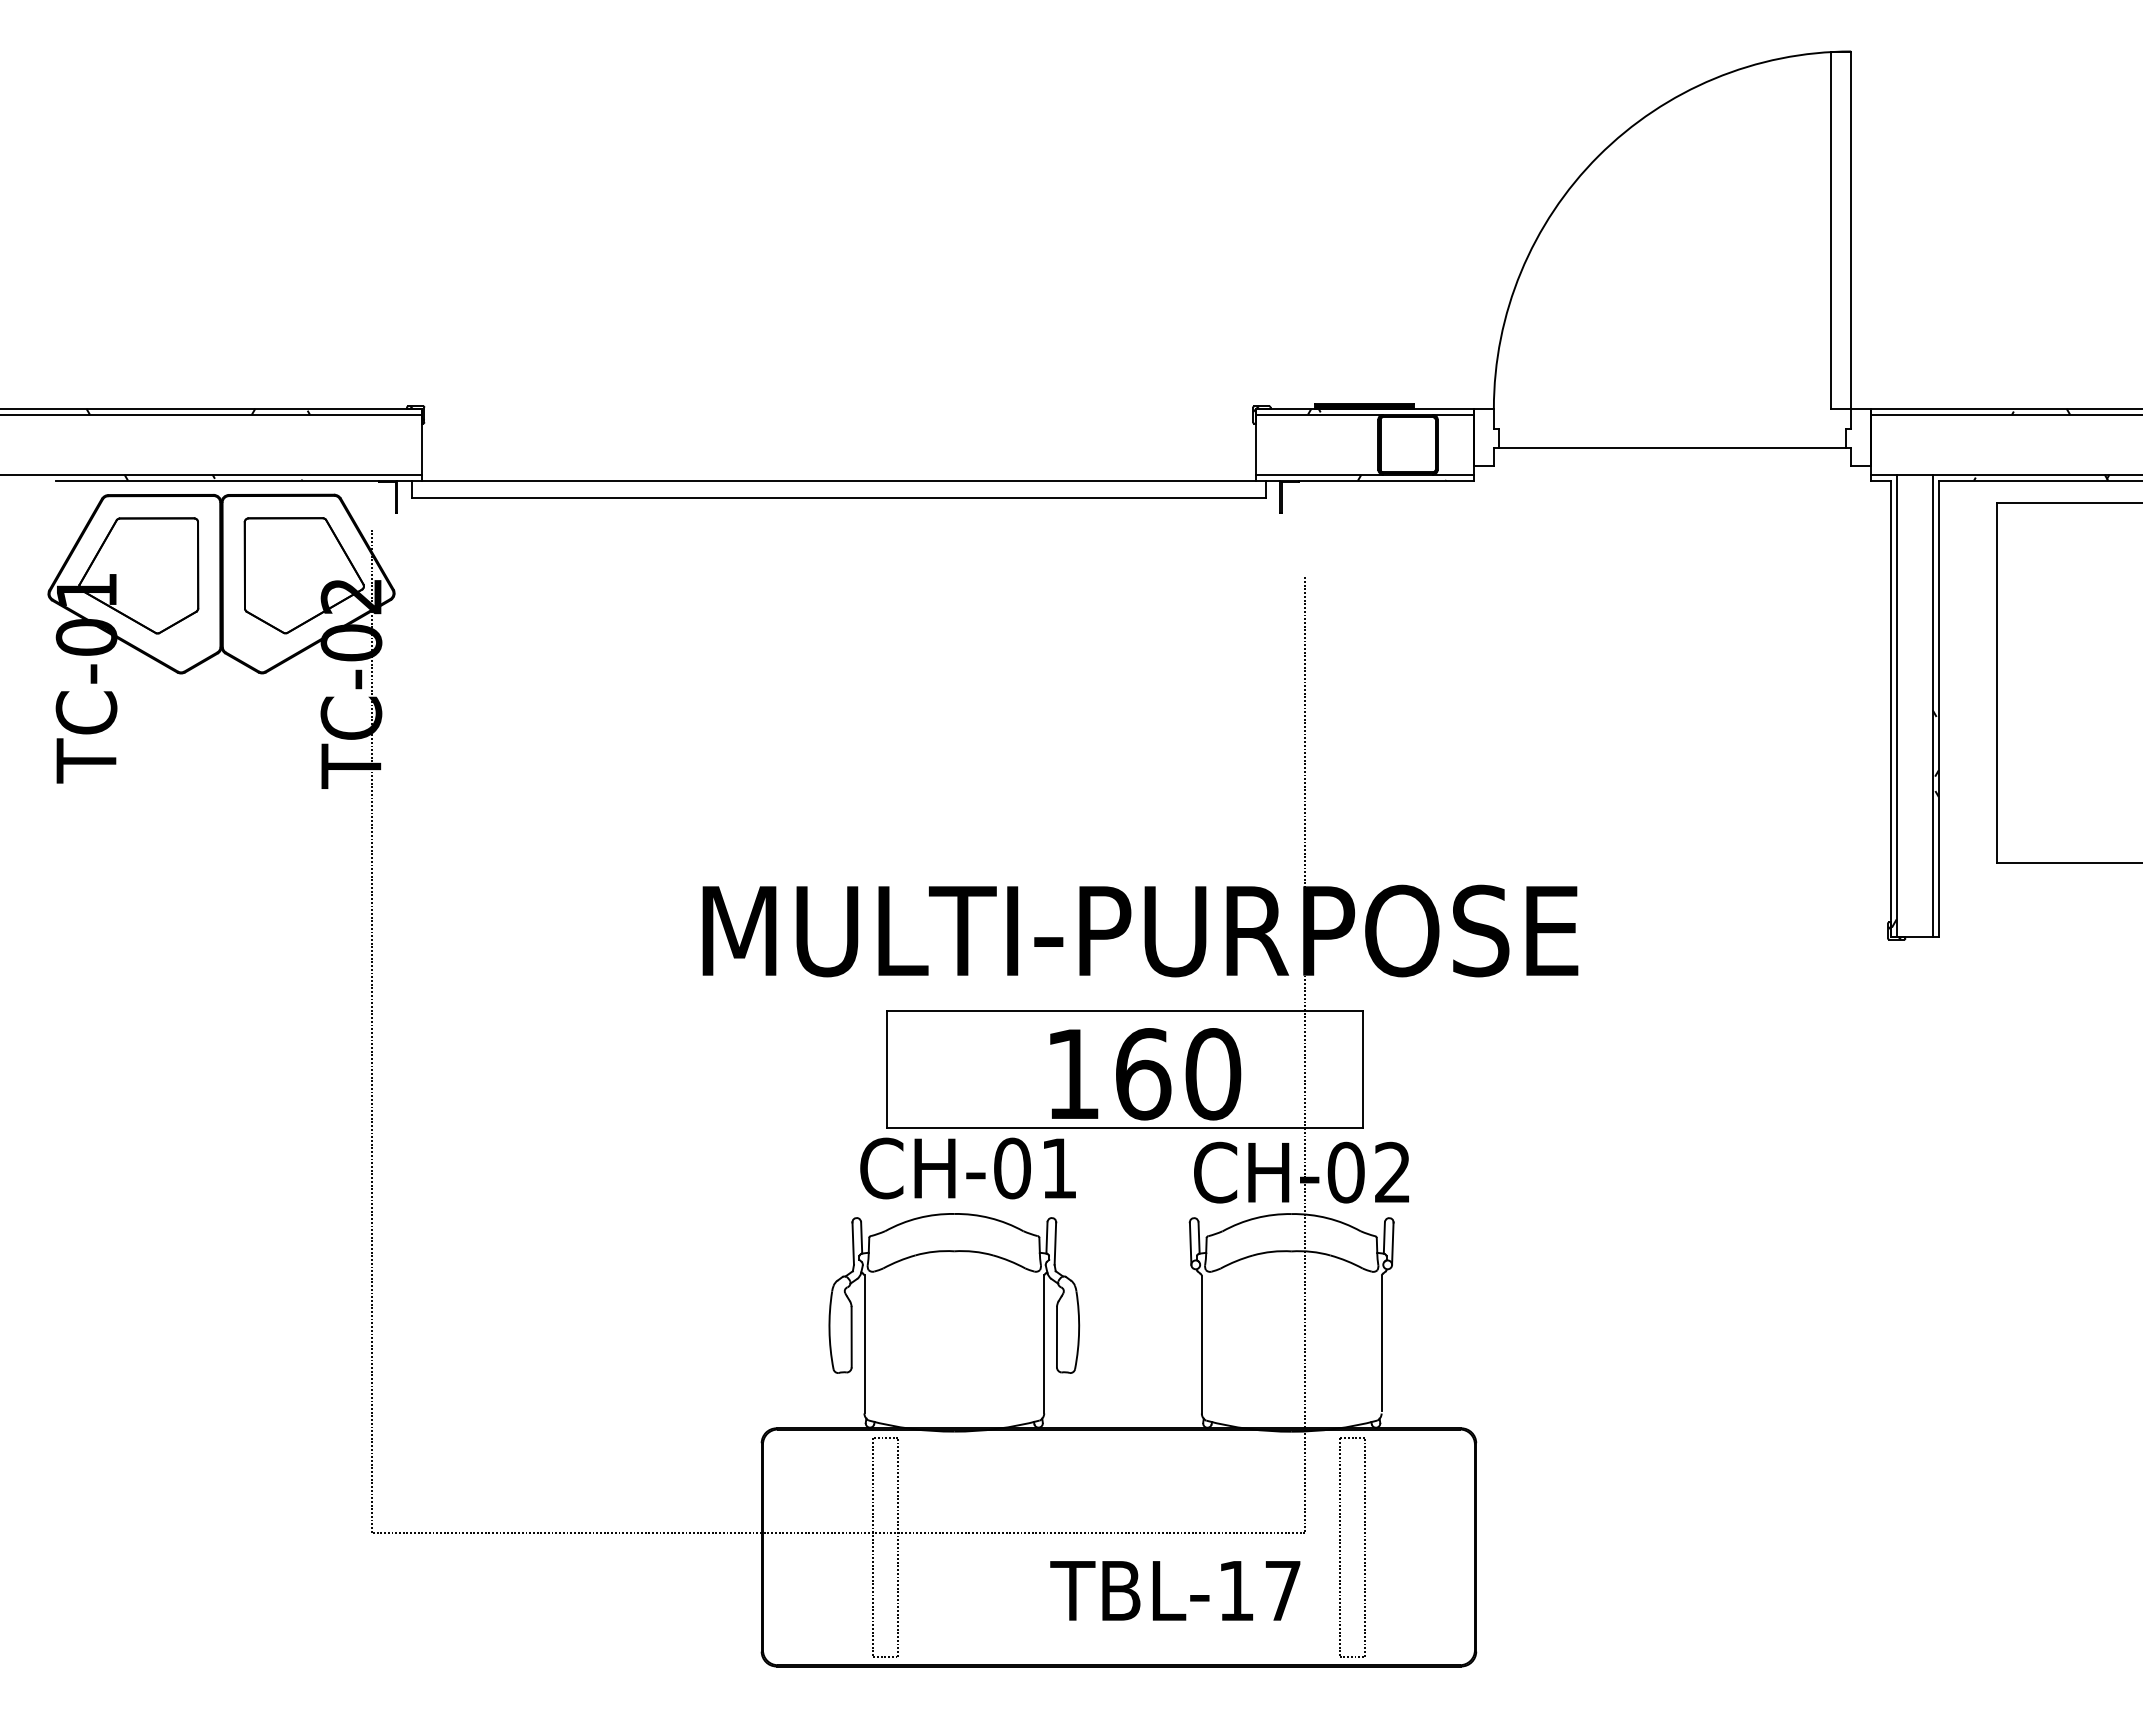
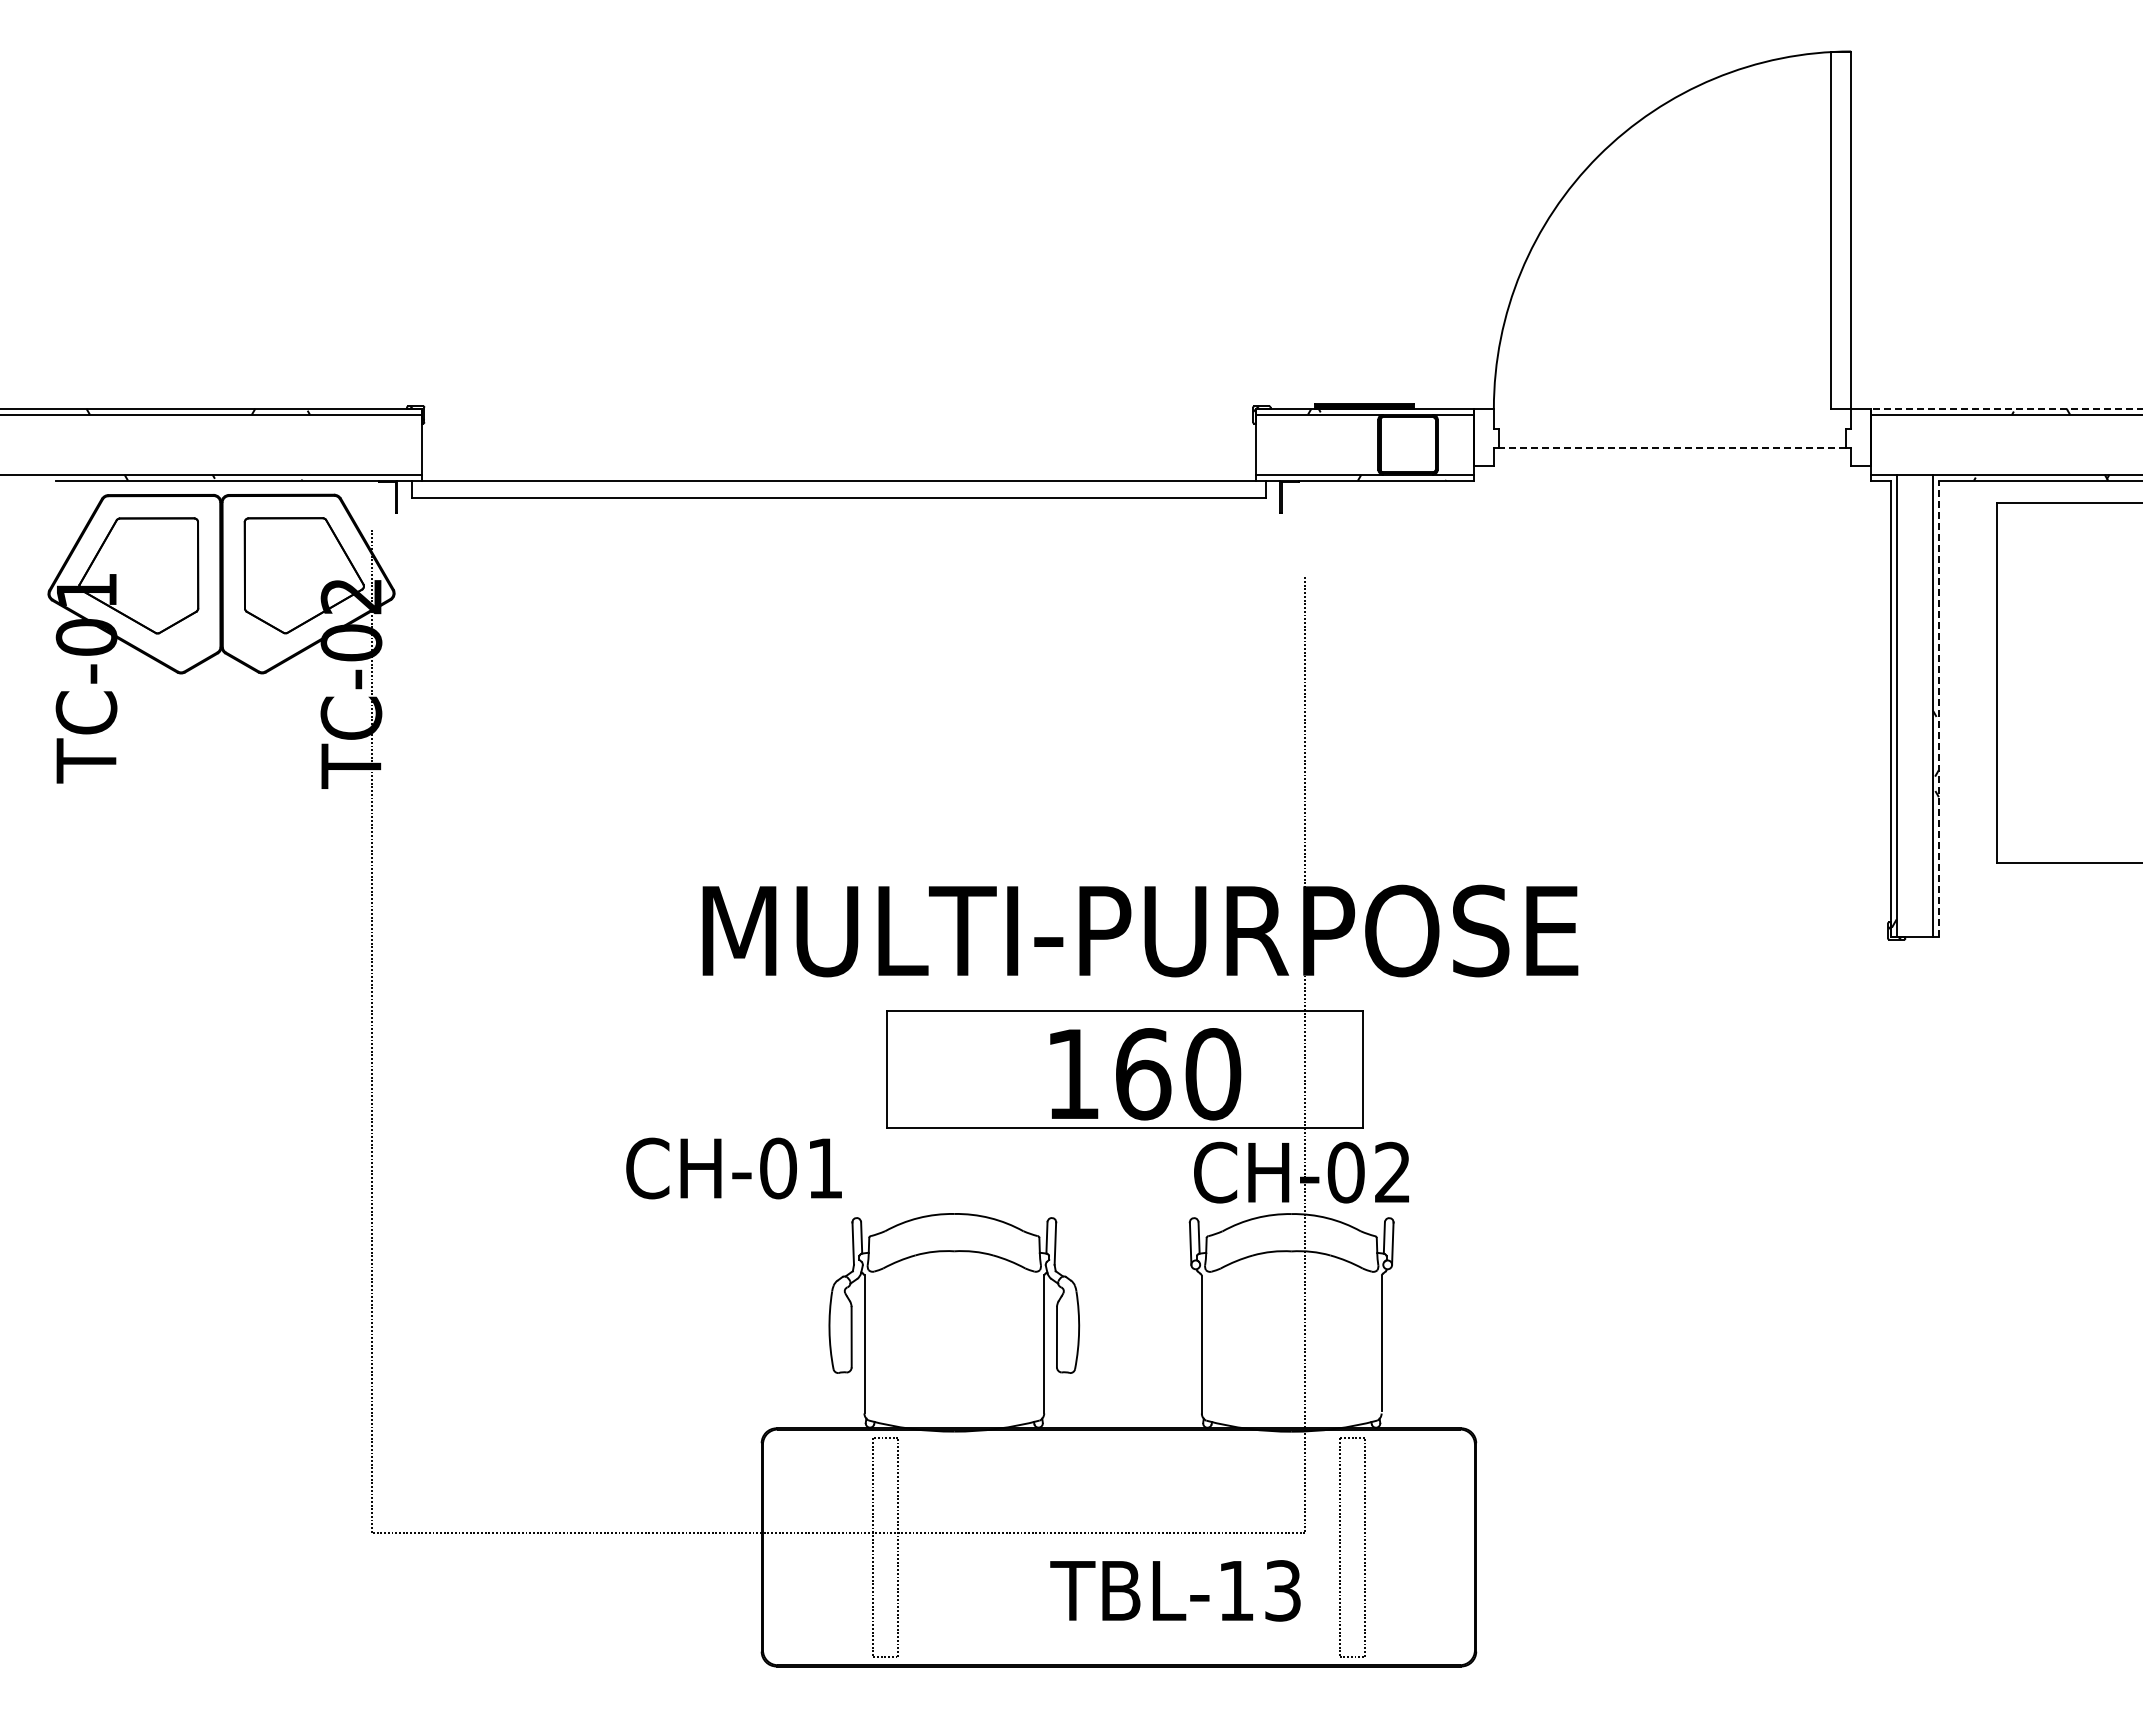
line: solid -> dashed (2006, 408)
line: solid -> dashed (1672, 448)
line: solid -> dashed (1938, 708)
text position: (967, 1168) -> (733, 1168) (733, 1168)
text: TBL-17 -> TBL-13 (1282, 1590)
